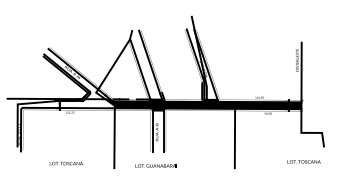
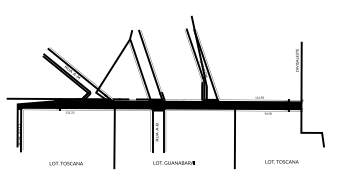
fill: none -> present (65, 104)
text position: (303, 161) -> (281, 161) (281, 161)
text position: (155, 165) -> (173, 162) (173, 162)
